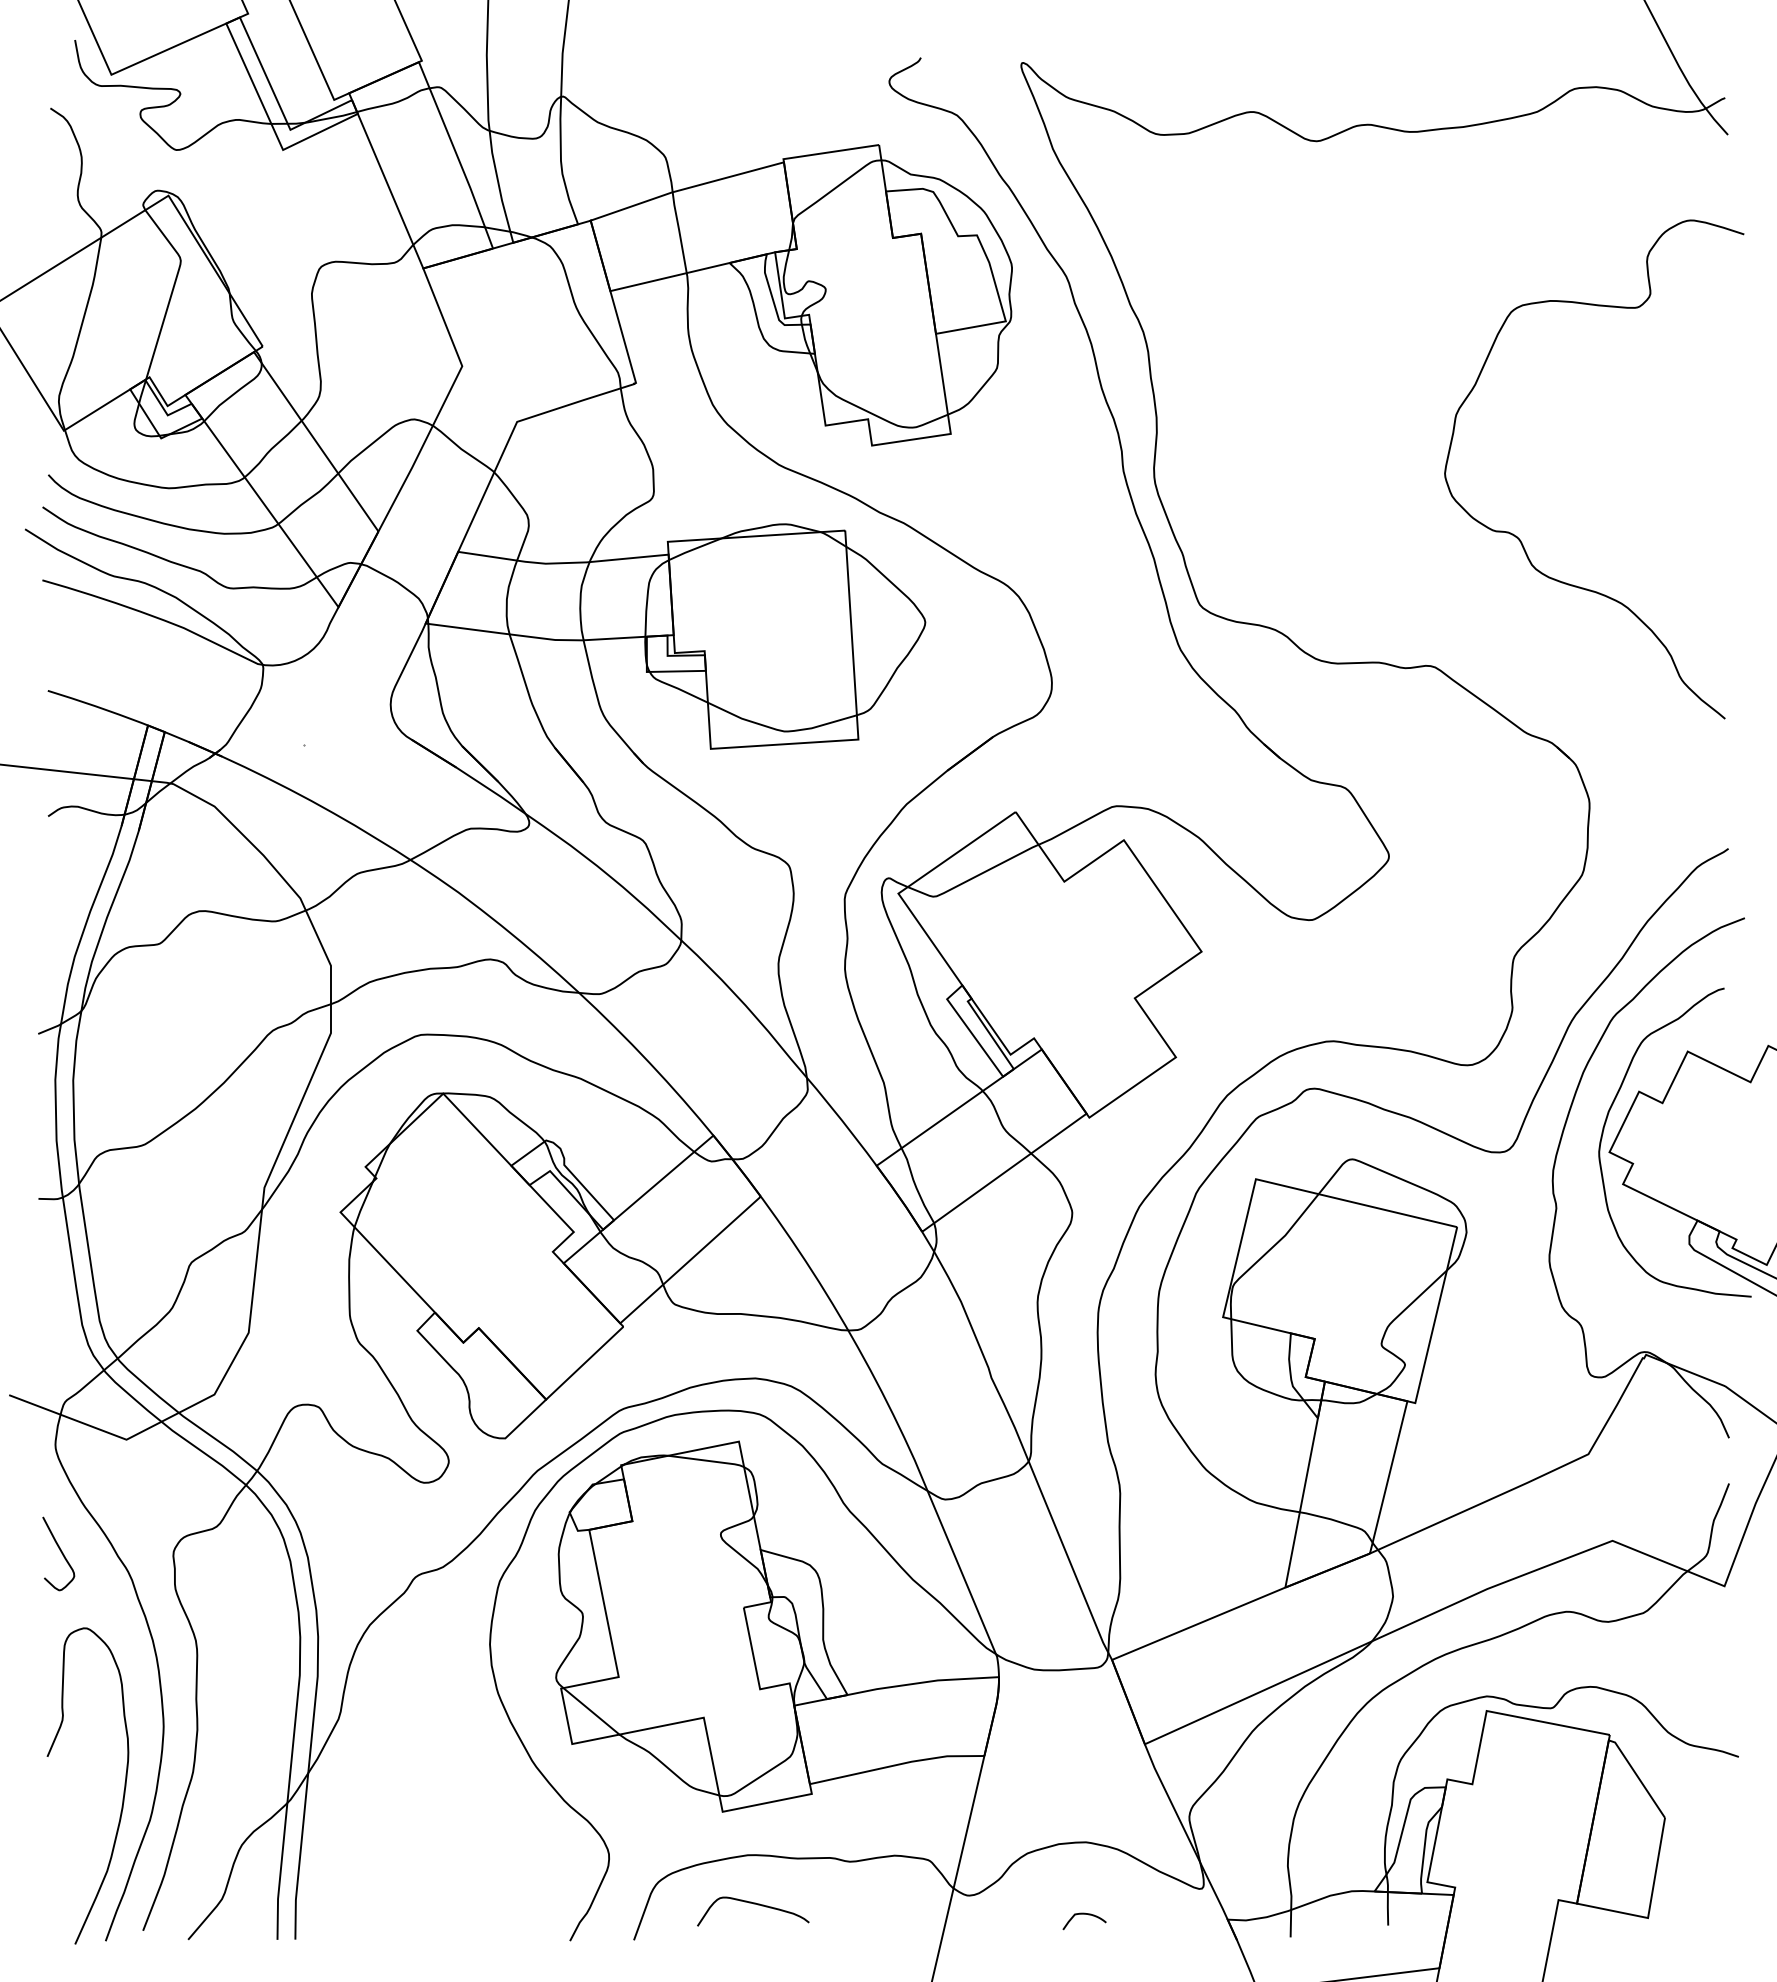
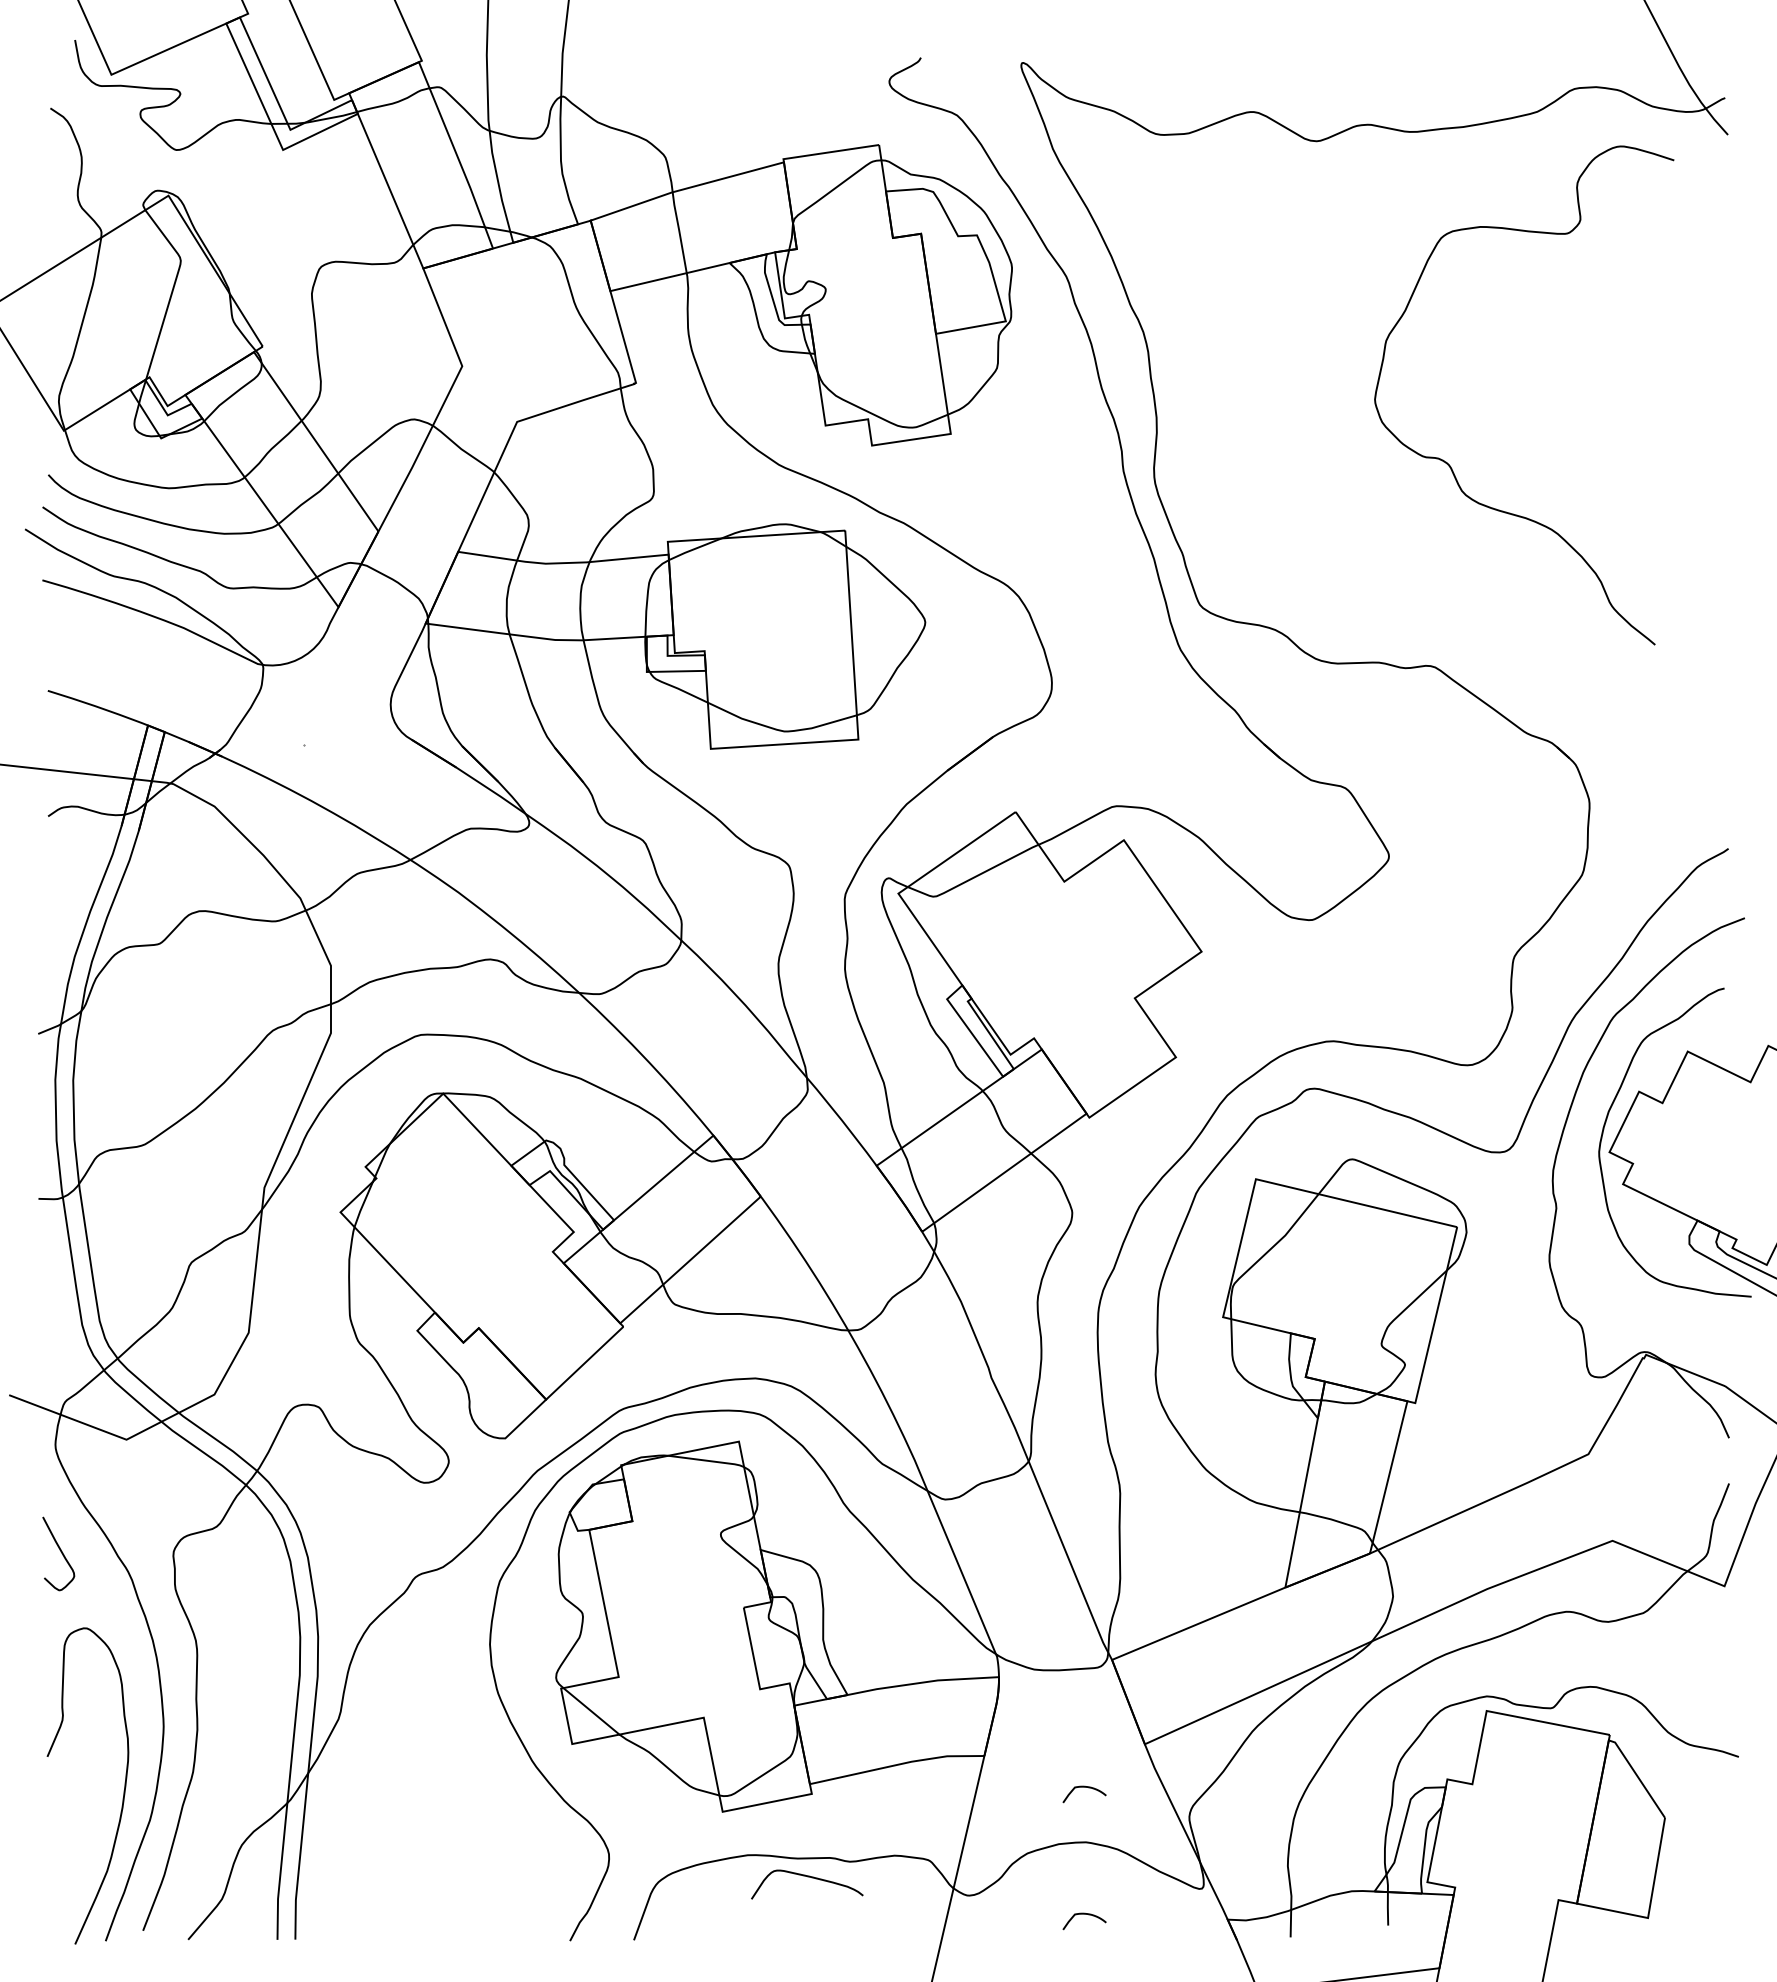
curve position: (1521, 540) -> (1451, 466) (1451, 466)
curve: none -> present (1084, 1787)
curve position: (753, 1904) -> (807, 1877) (807, 1877)
